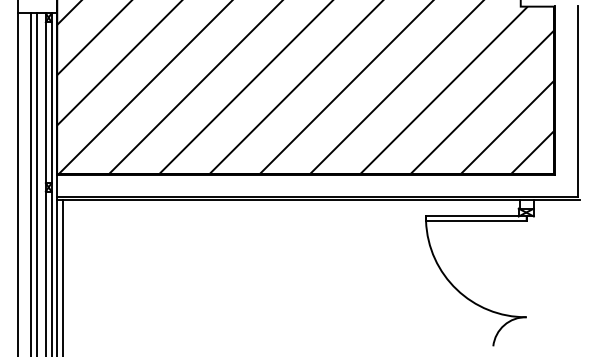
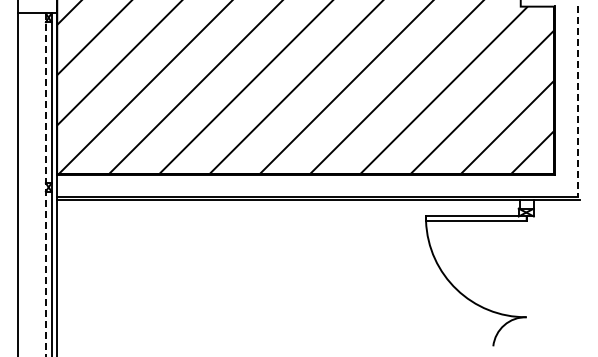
line: solid -> dashed (577, 101)
line: present -> none (31, 183)
line: present -> none (36, 183)
line: solid -> dashed (45, 185)
line: present -> none (62, 276)
